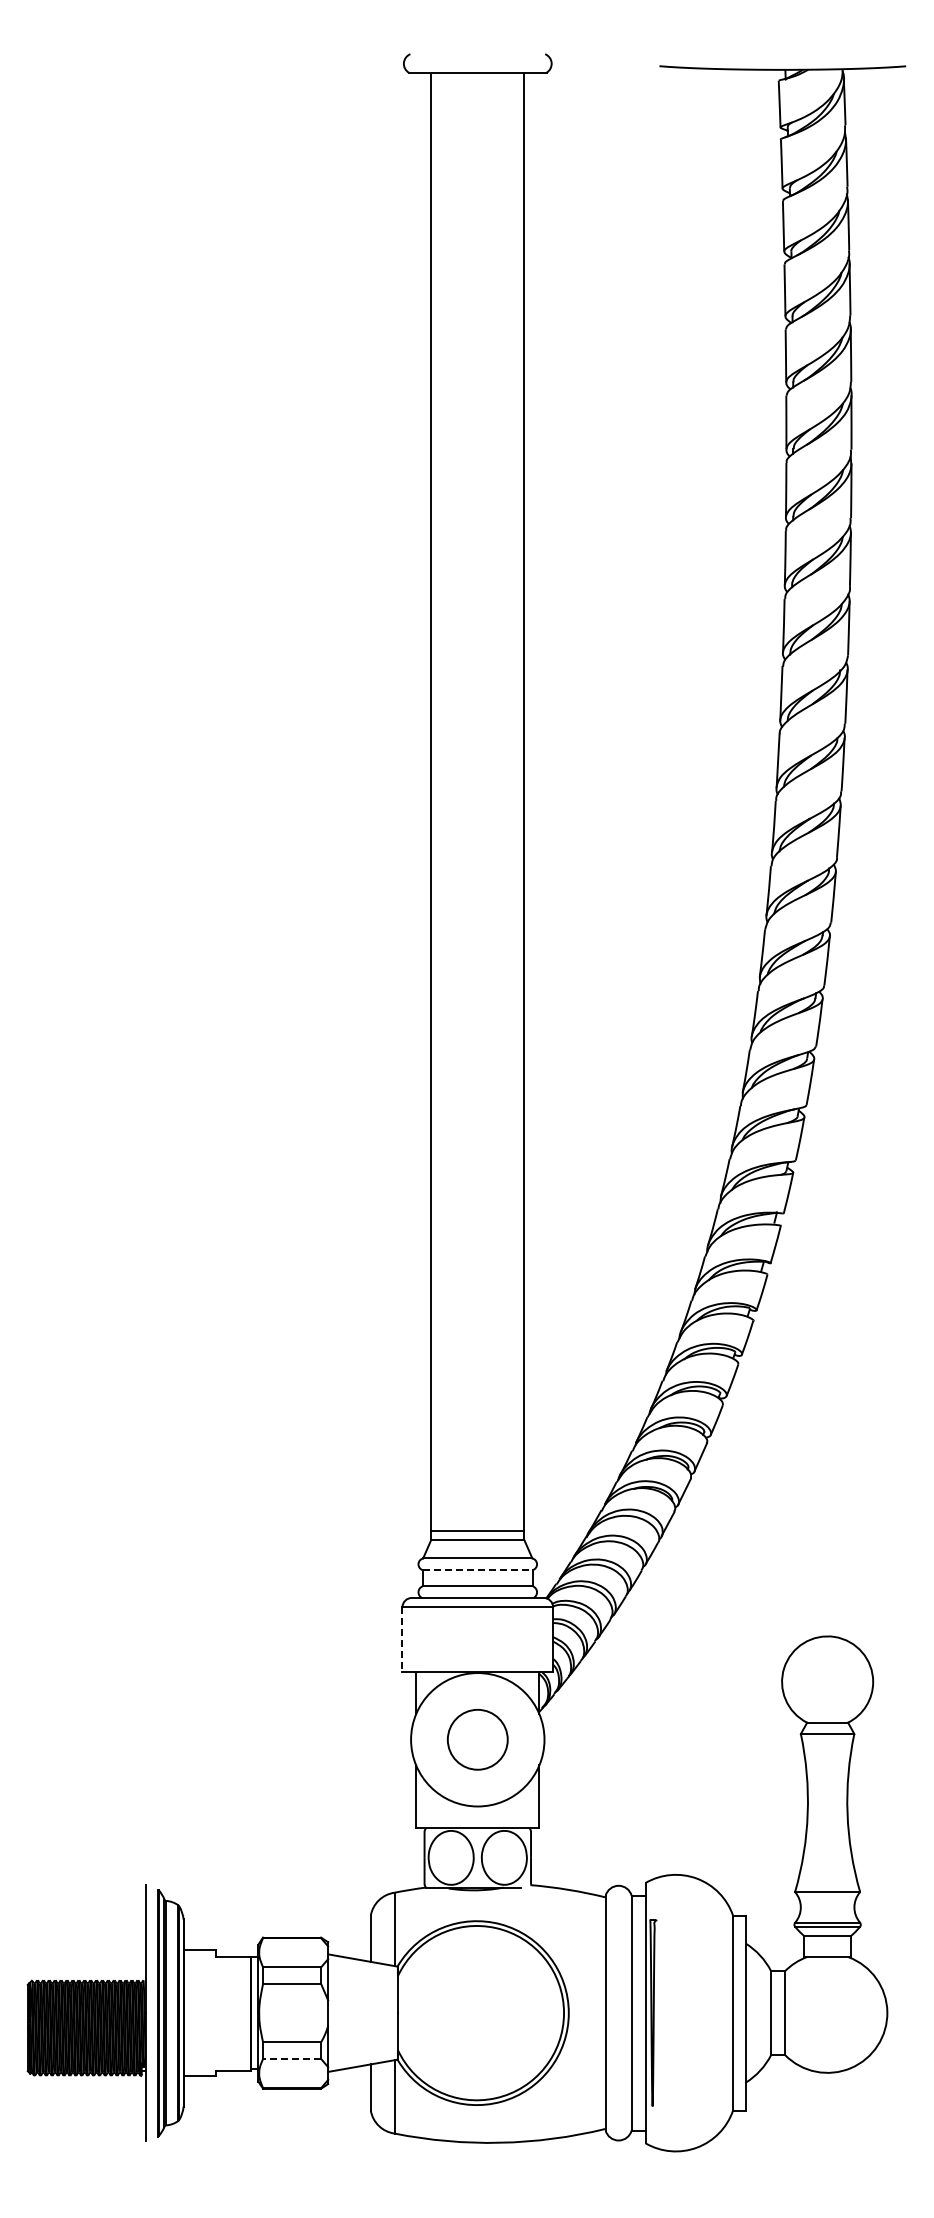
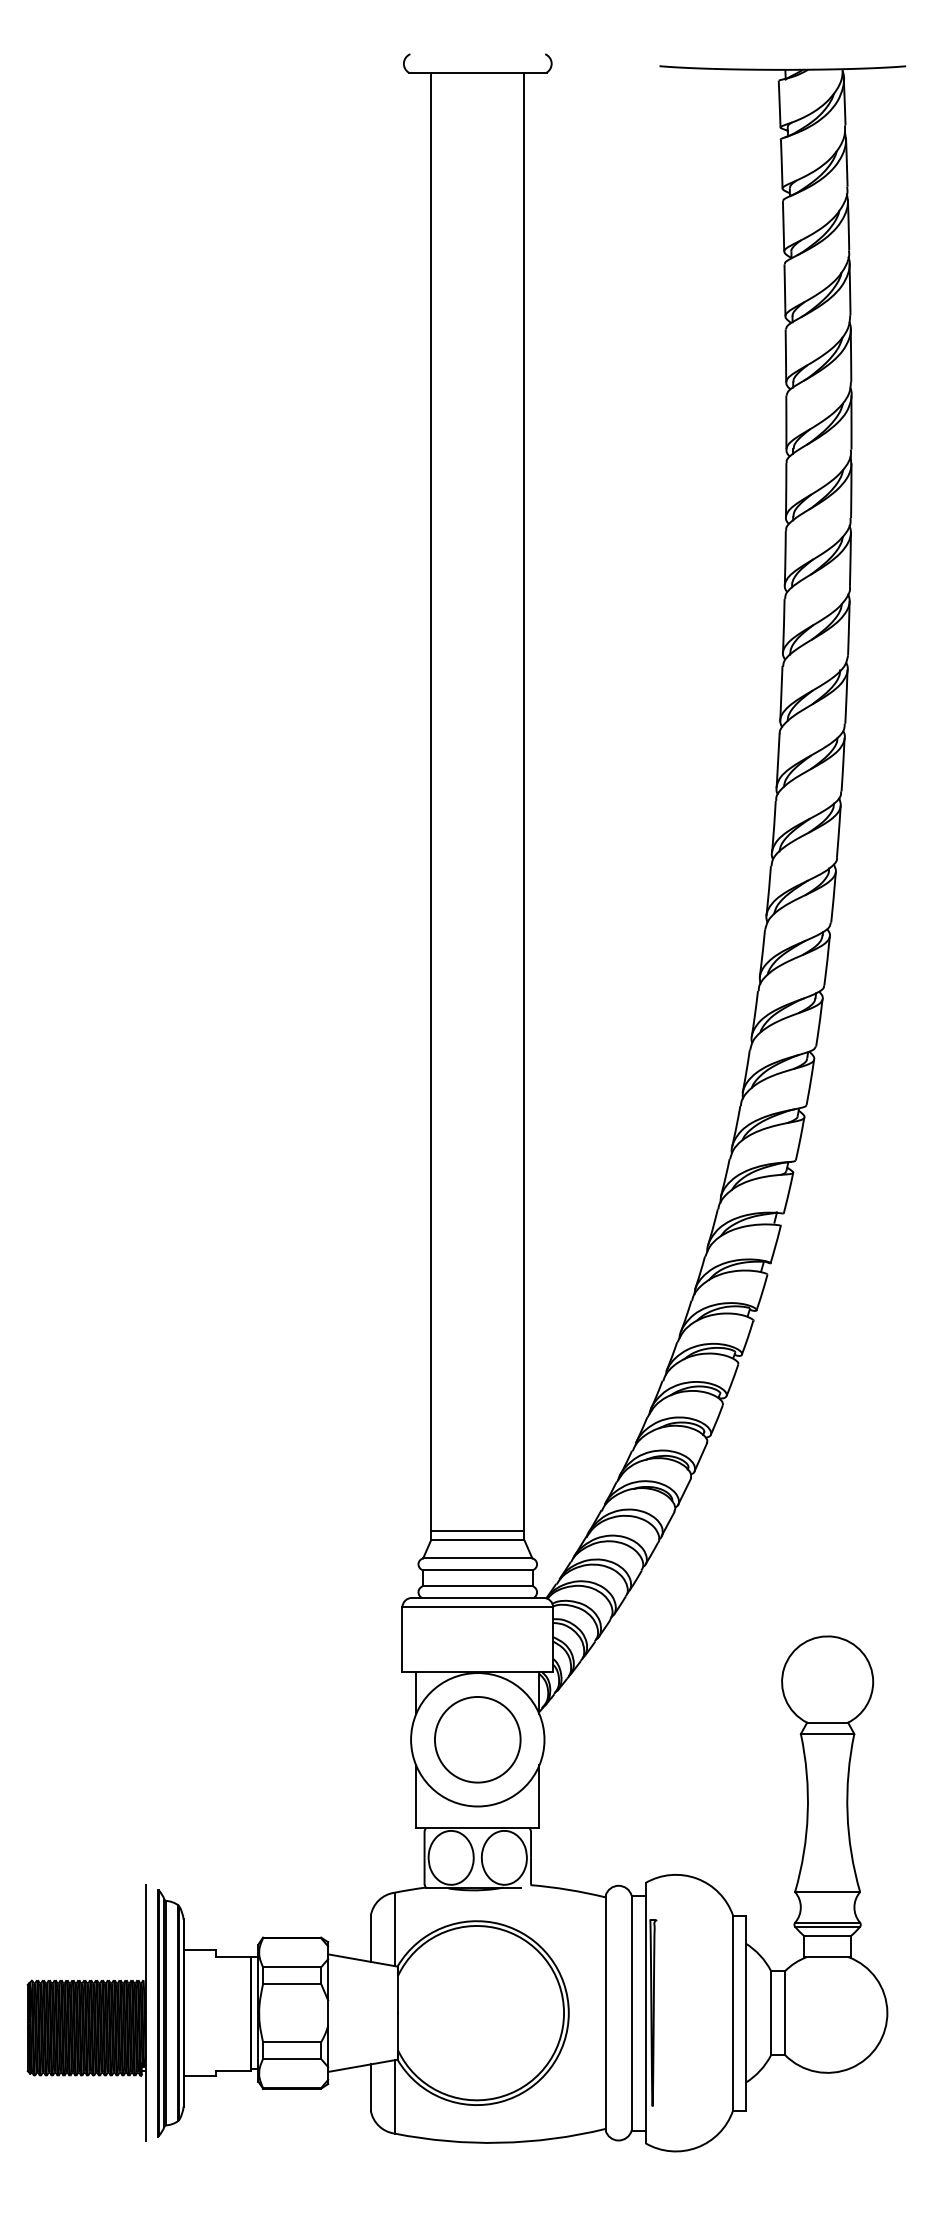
line: dashed -> solid (478, 1570)
line: dashed -> solid (402, 1639)
circle diameter: 60 px -> 86 px (477, 1739)
line: dashed -> solid (291, 2059)
